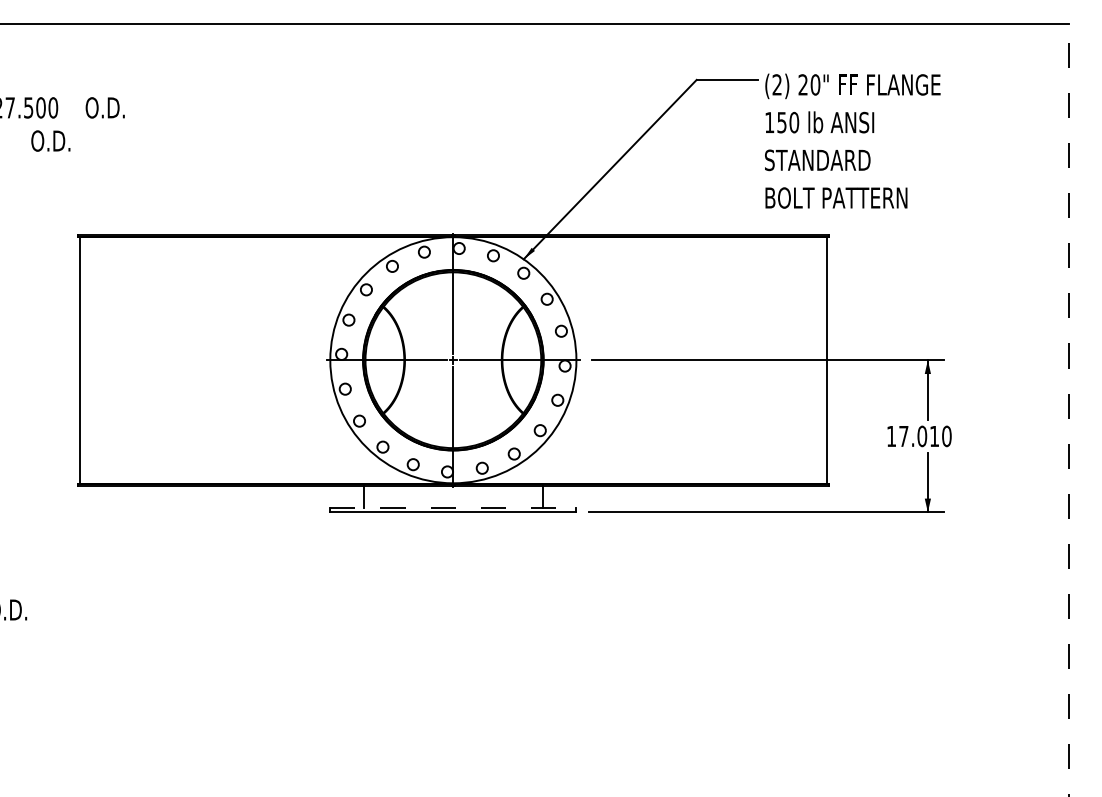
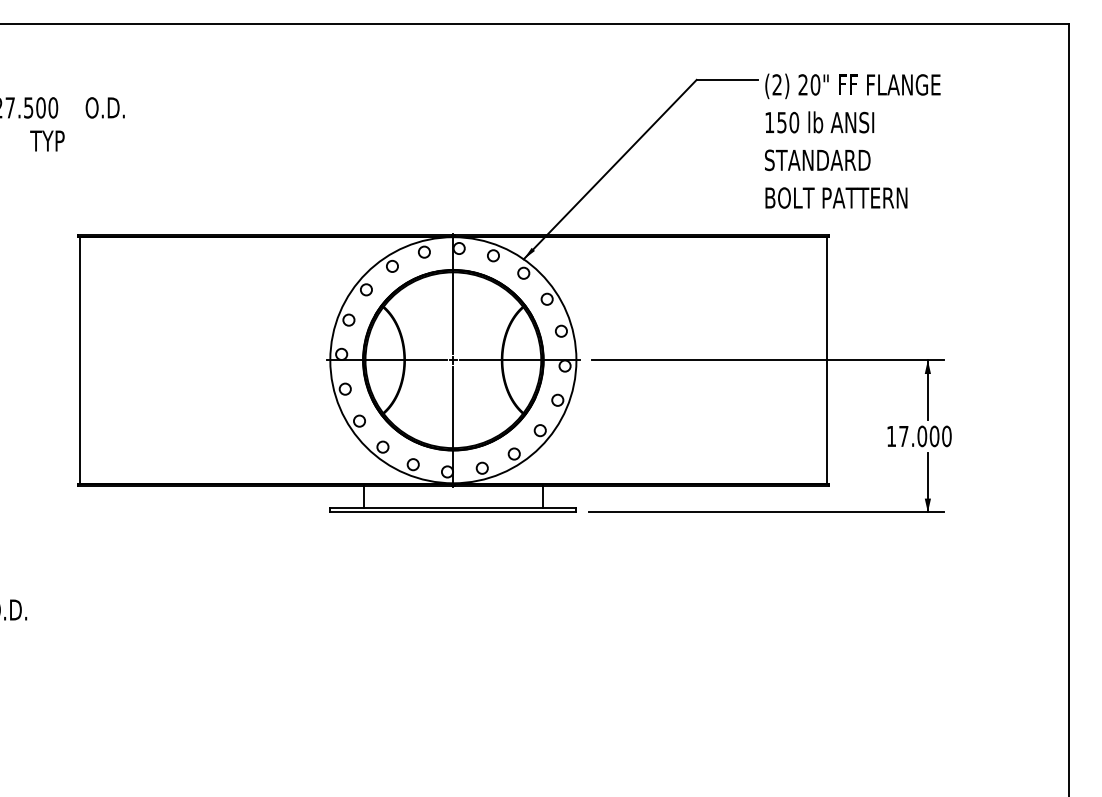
text: O.D. -> TYP (50, 140)
line: dashed -> solid (1068, 409)
text: 17.010 -> 17.000 (934, 436)
line: dashed -> solid (453, 507)
